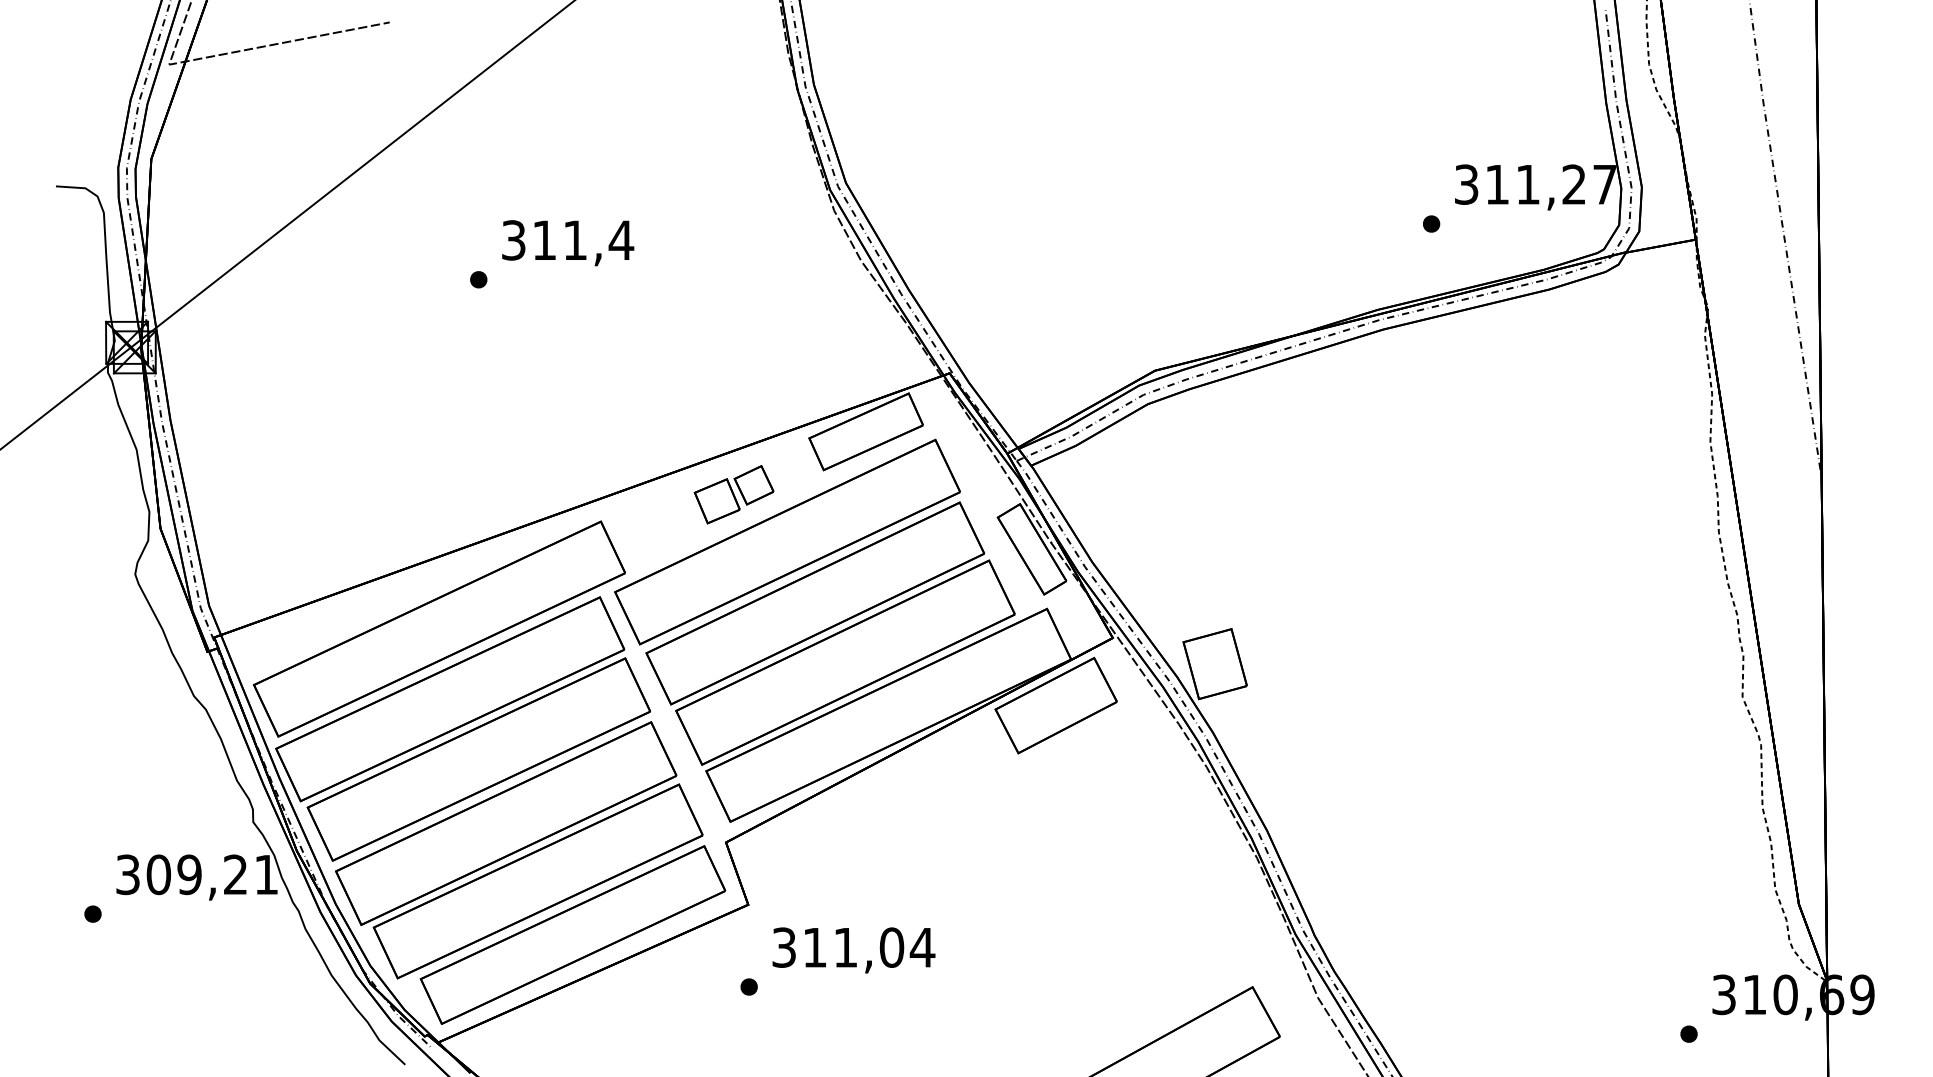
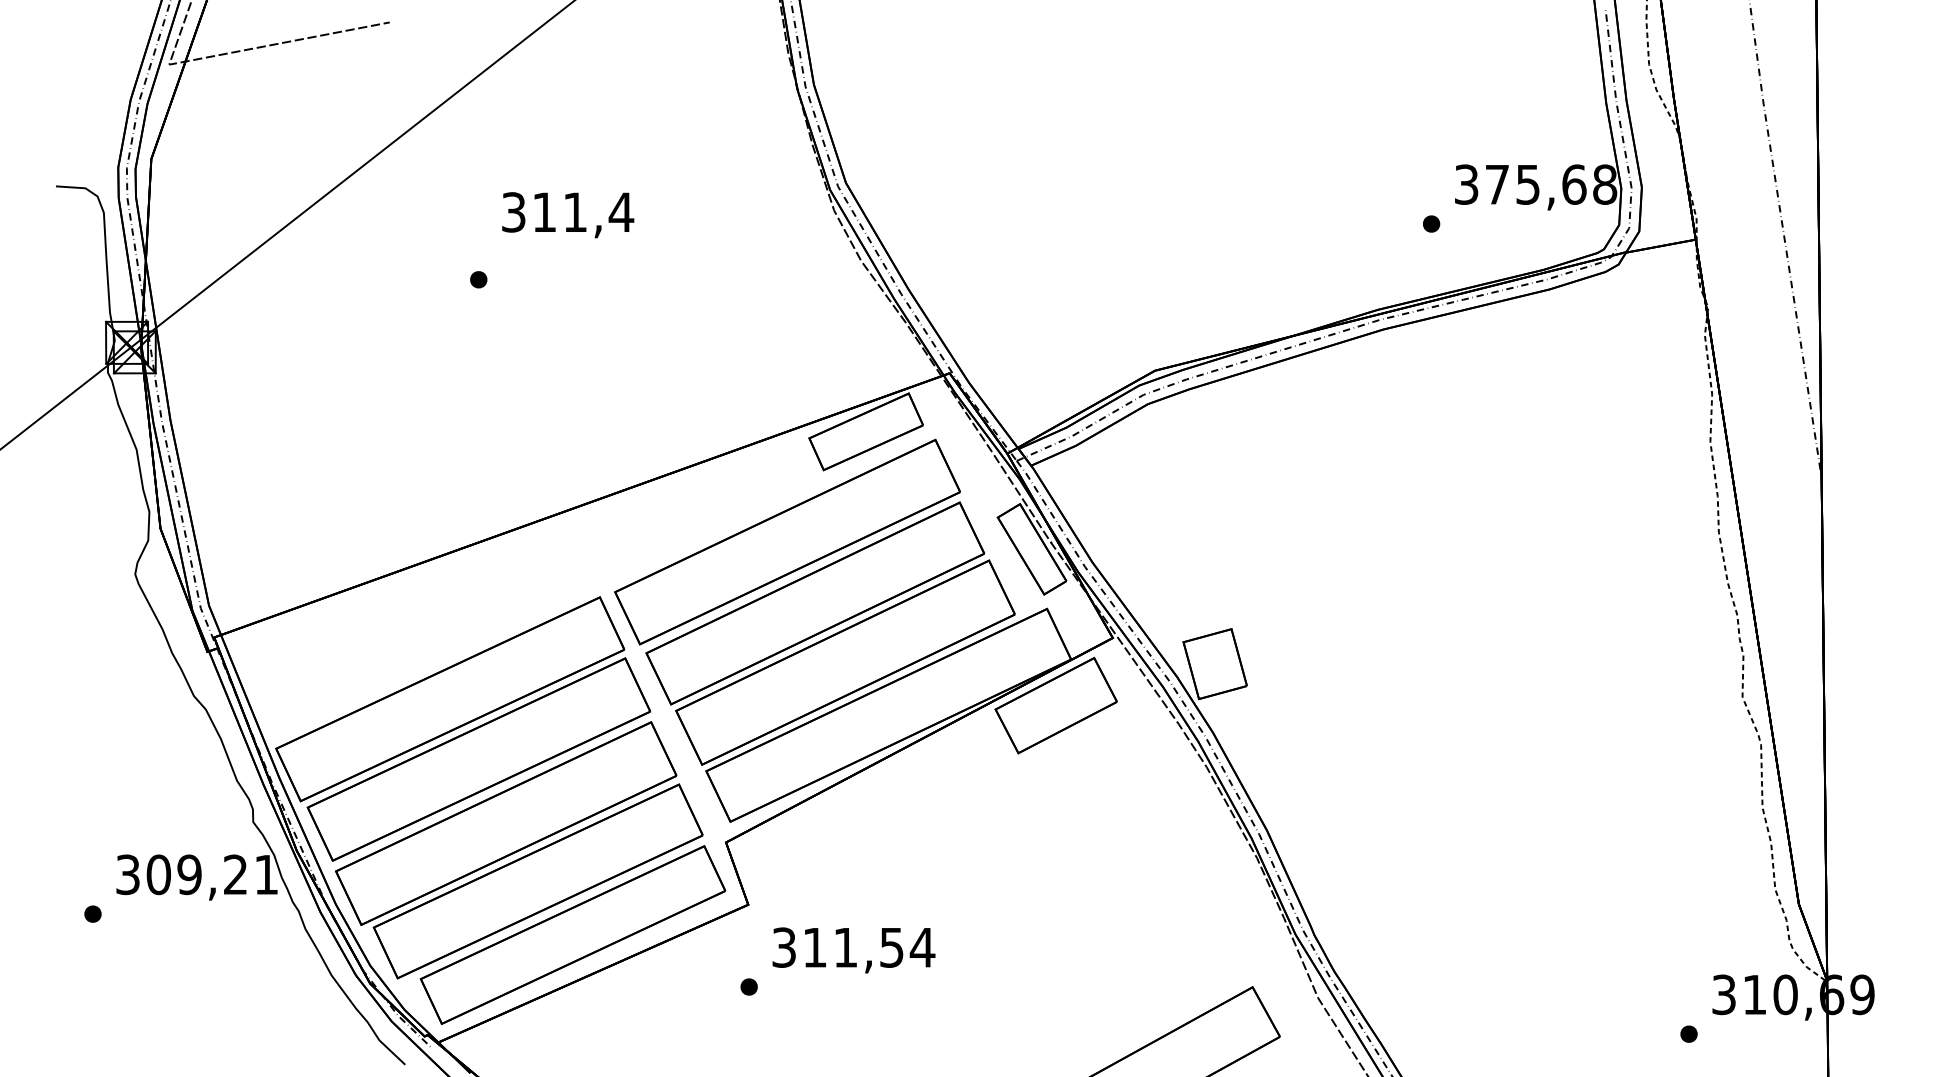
text: 311,27 -> 375,68 (1551, 184)
text position: (568, 243) -> (568, 215) (568, 215)
part: present -> none (733, 494)
part: present -> none (438, 628)
text: 311,04 -> 311,54 (891, 947)
